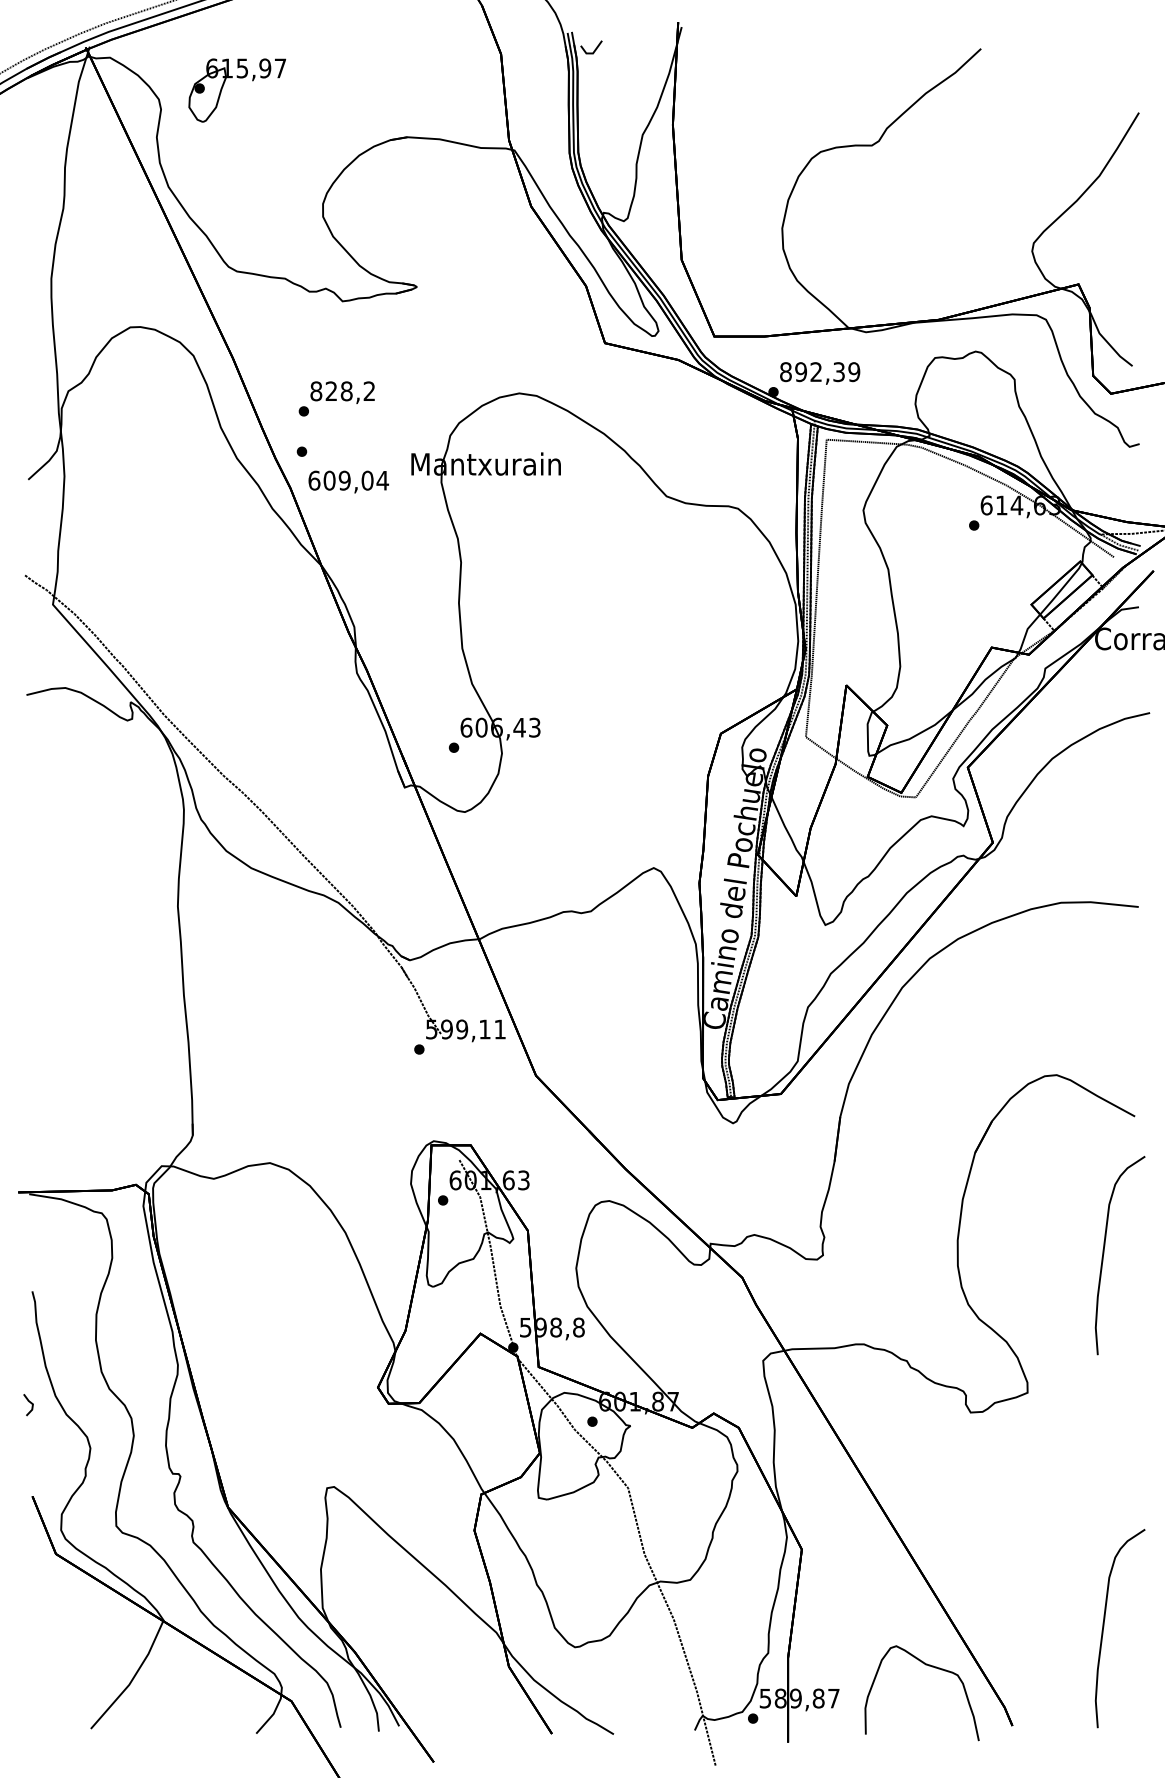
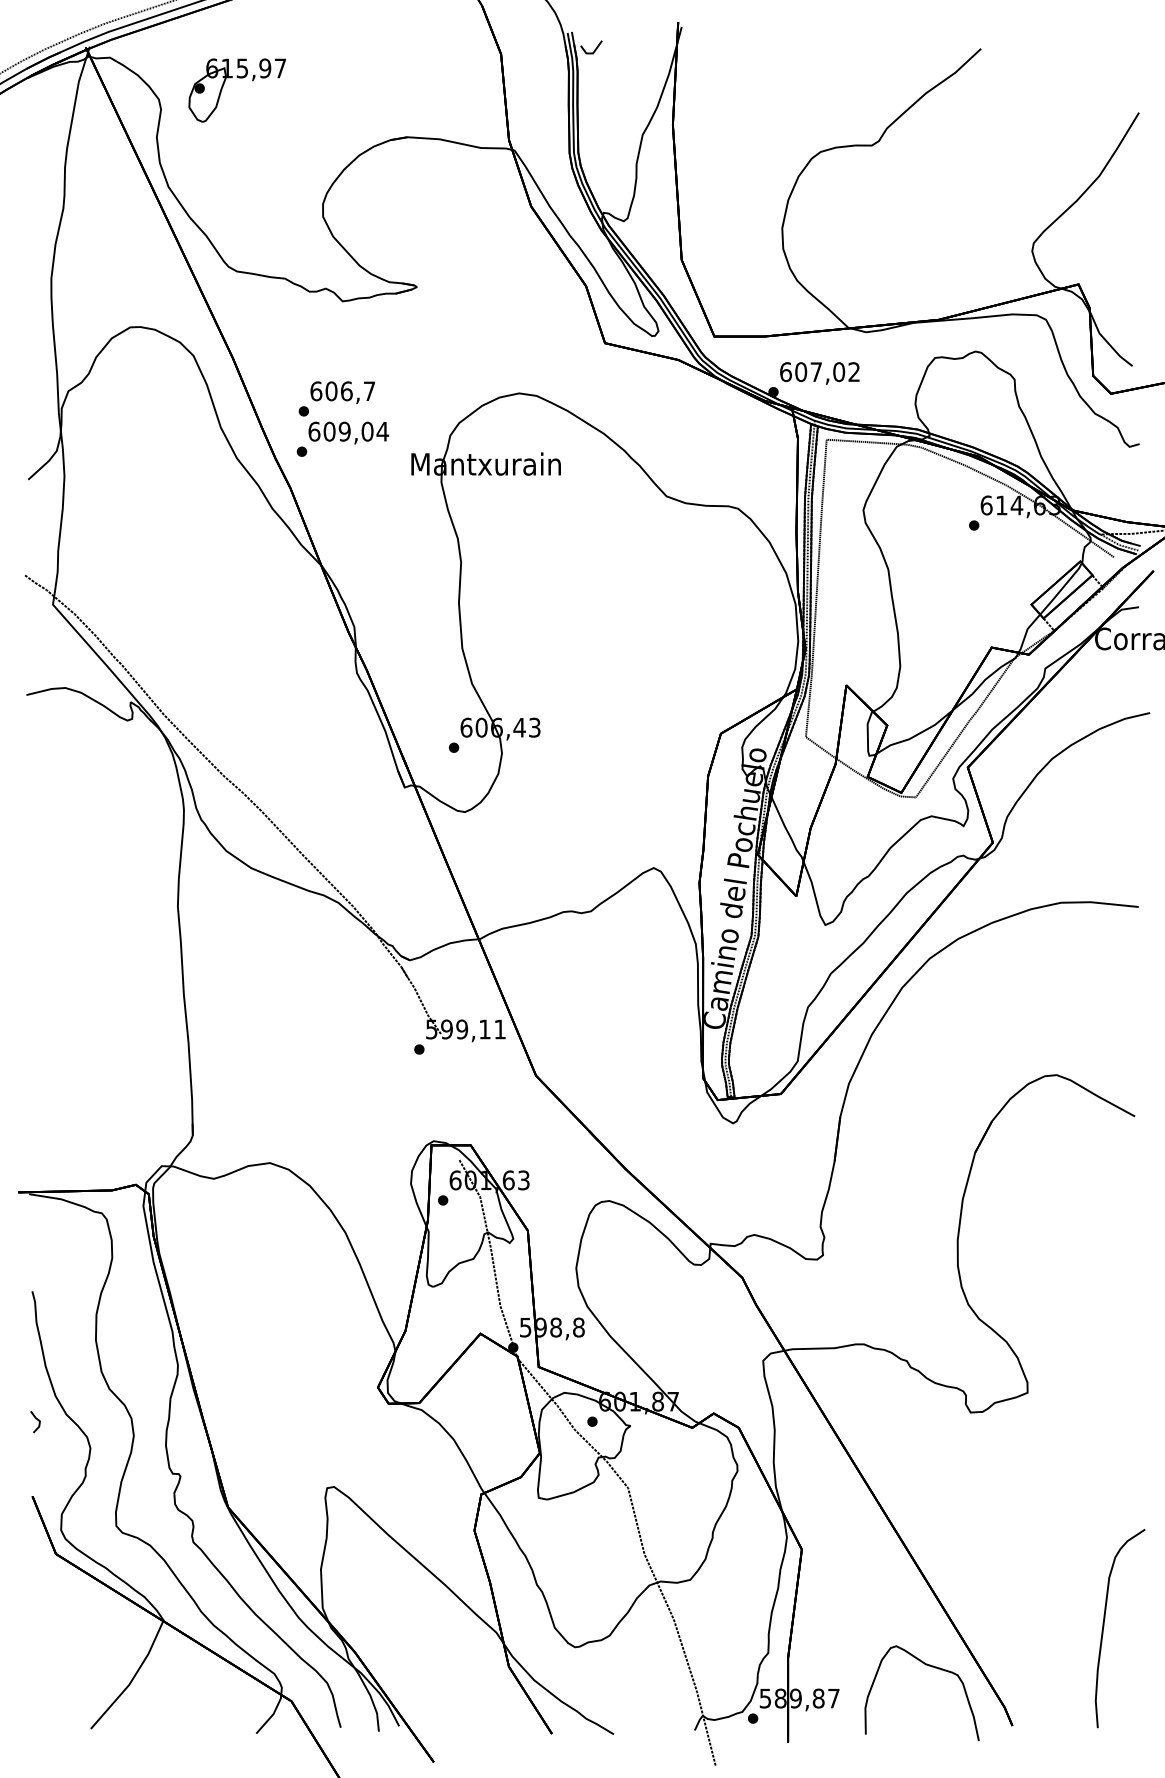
text: 892,39 -> 607,02 (820, 372)
text: 828,2 -> 606,7 (342, 391)
text position: (348, 481) -> (348, 432) (348, 432)
curve: present -> none (1104, 1254)
part position: (28, 1405) -> (35, 1422) (35, 1422)
